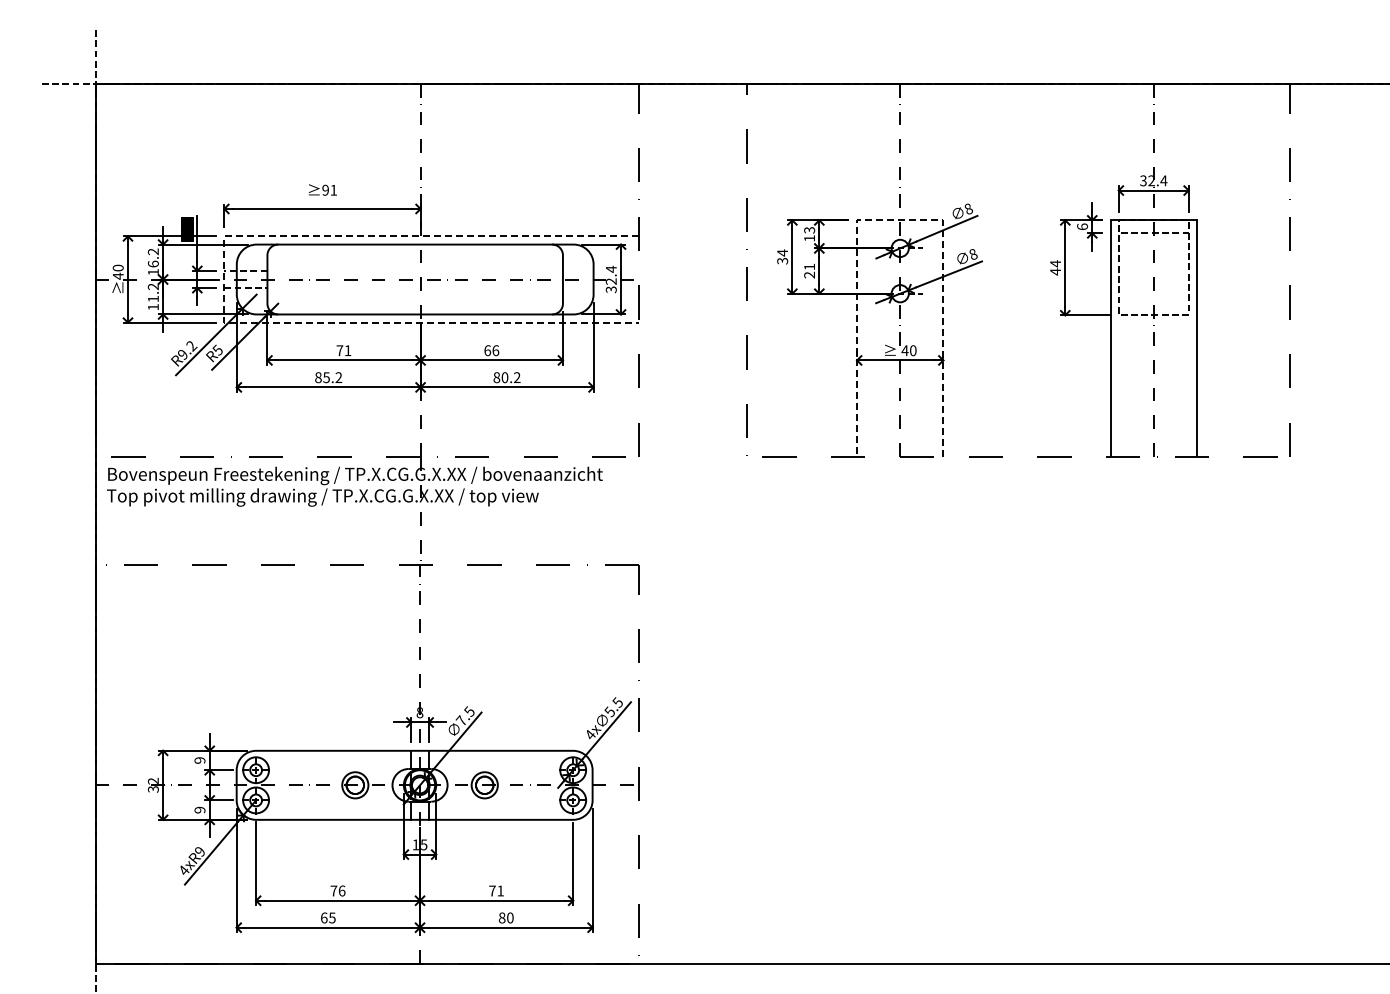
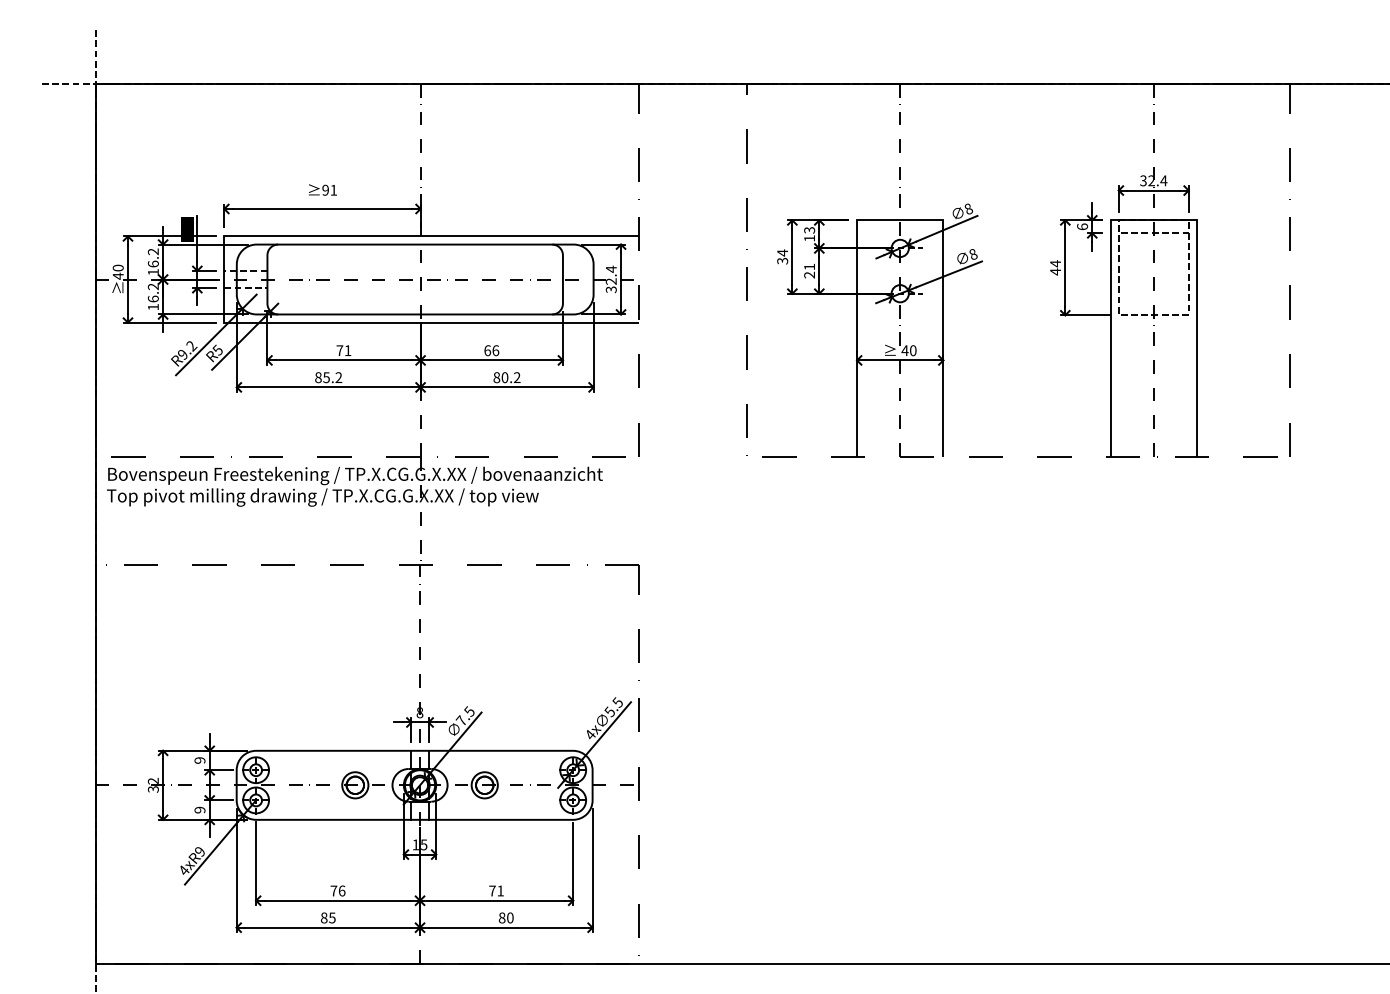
line: dashed -> solid (899, 220)
line: dashed -> solid (224, 280)
text: 11.2 -> 16.2 (152, 298)
text: 65 -> 85 (324, 917)
